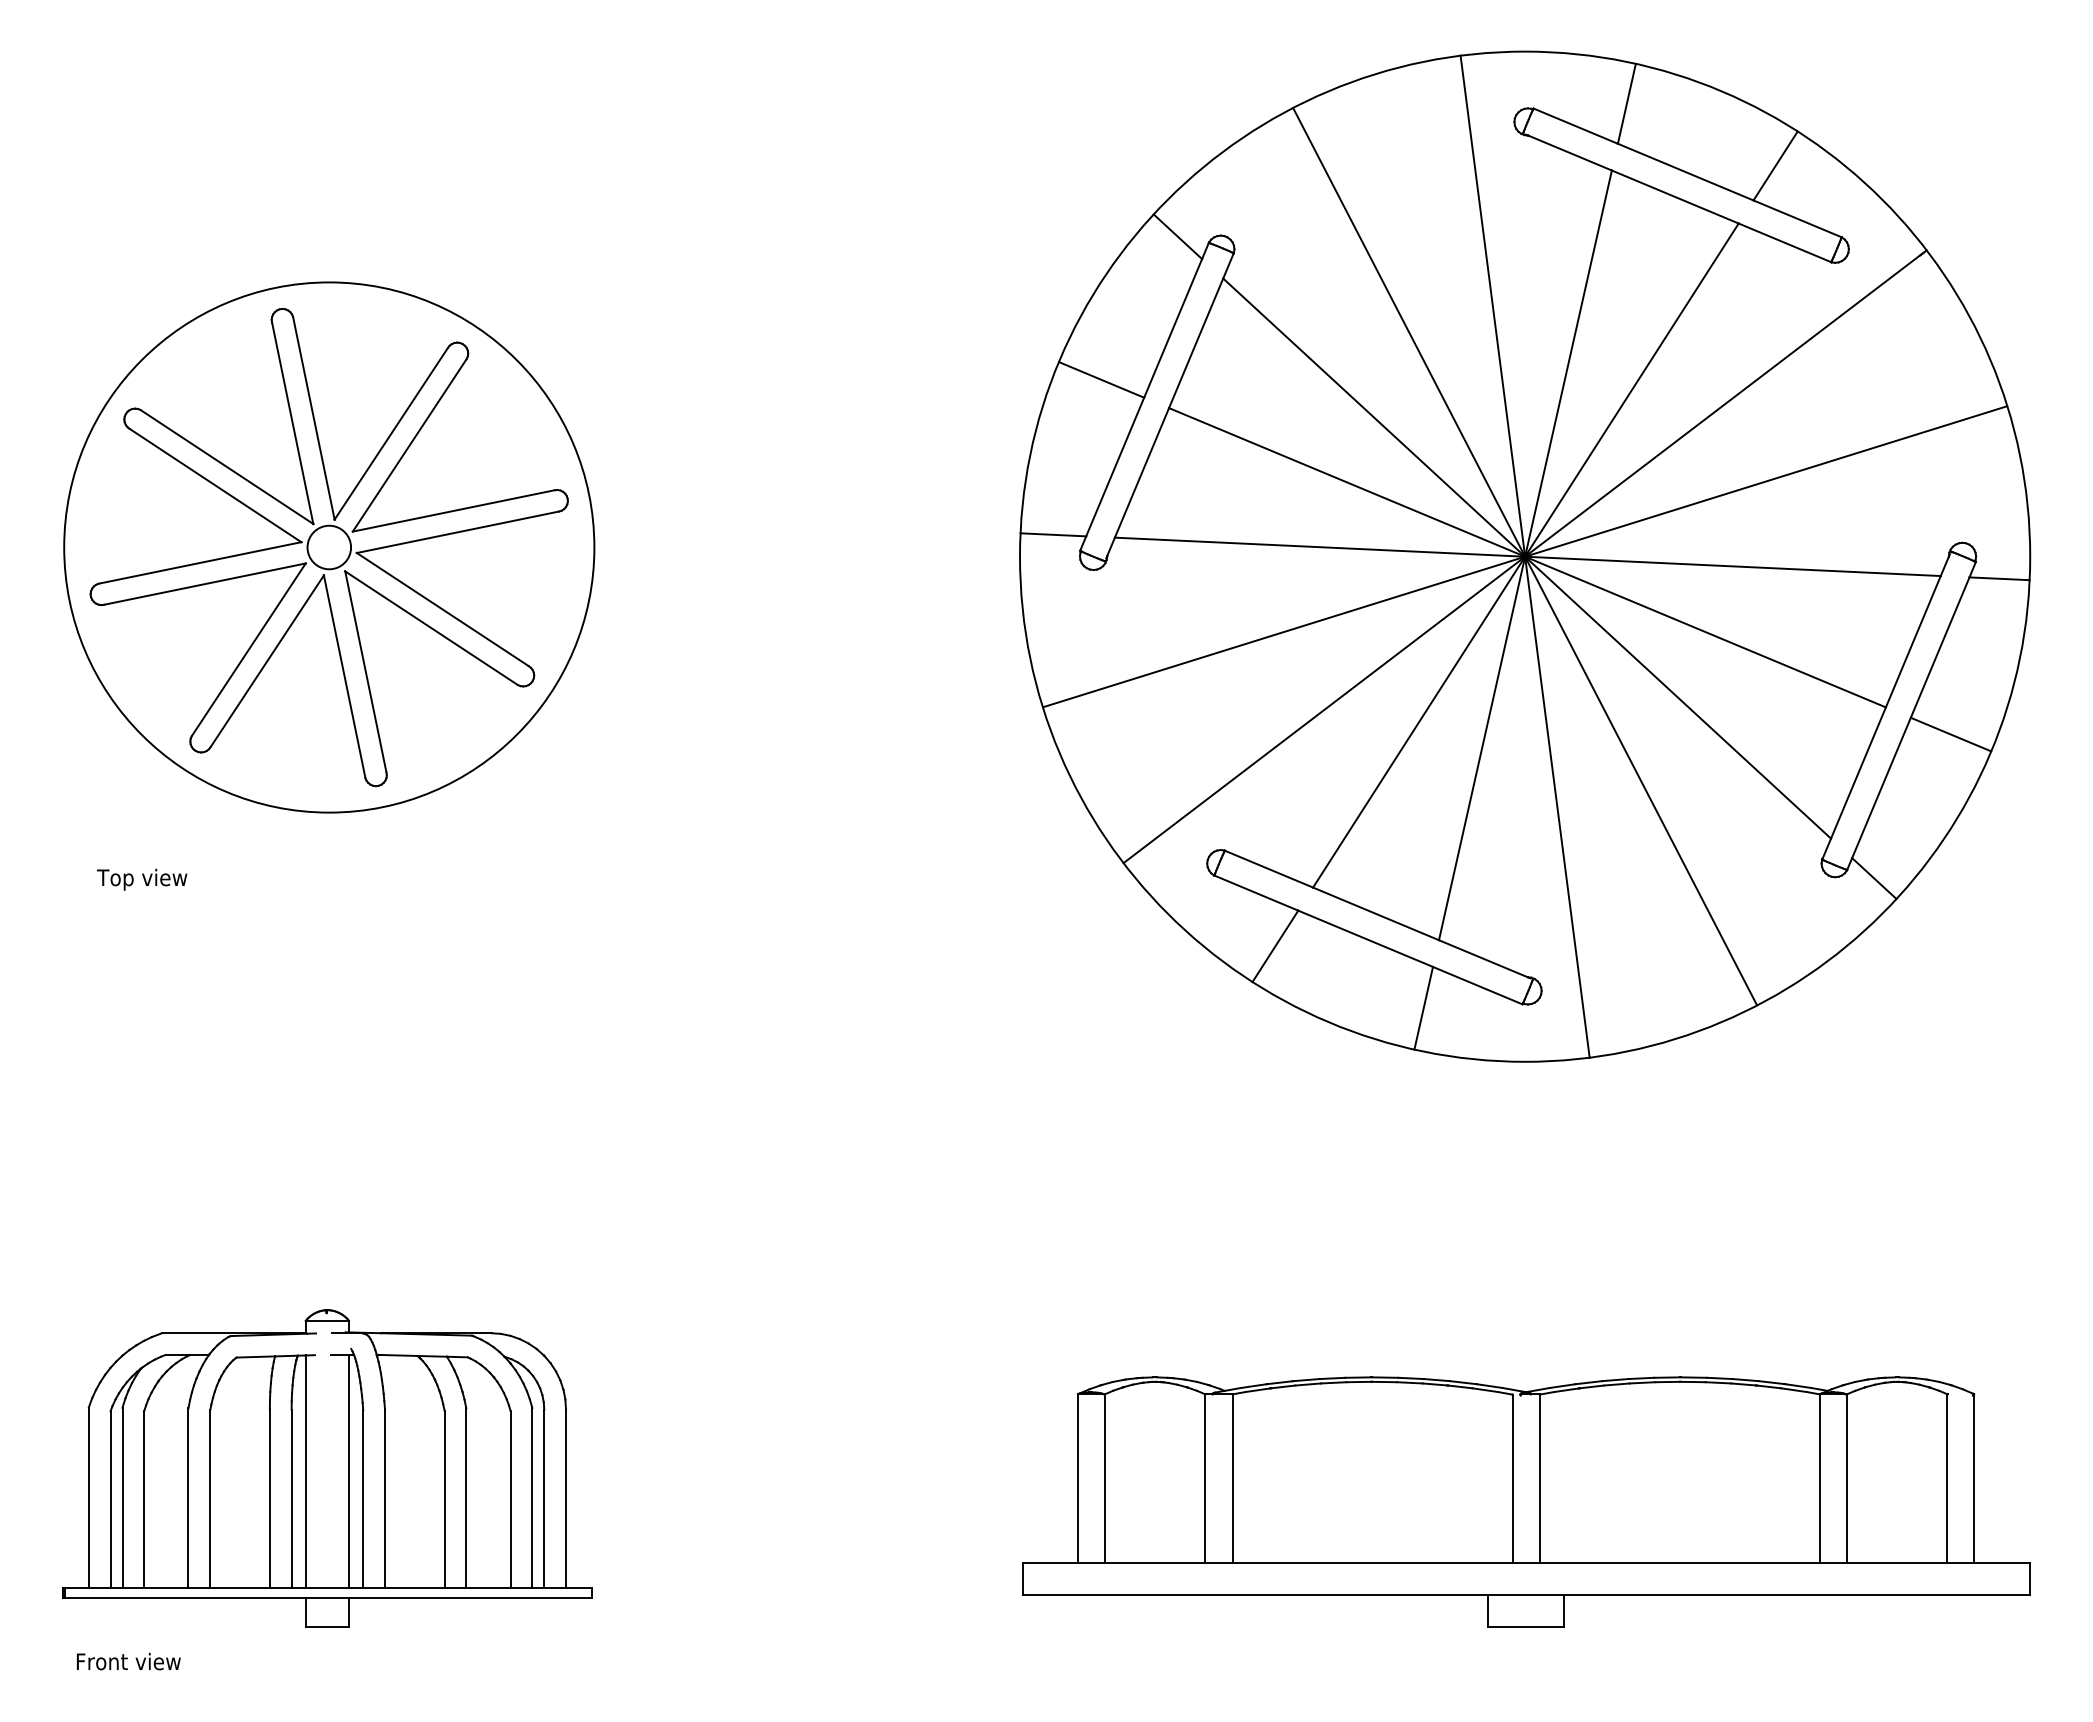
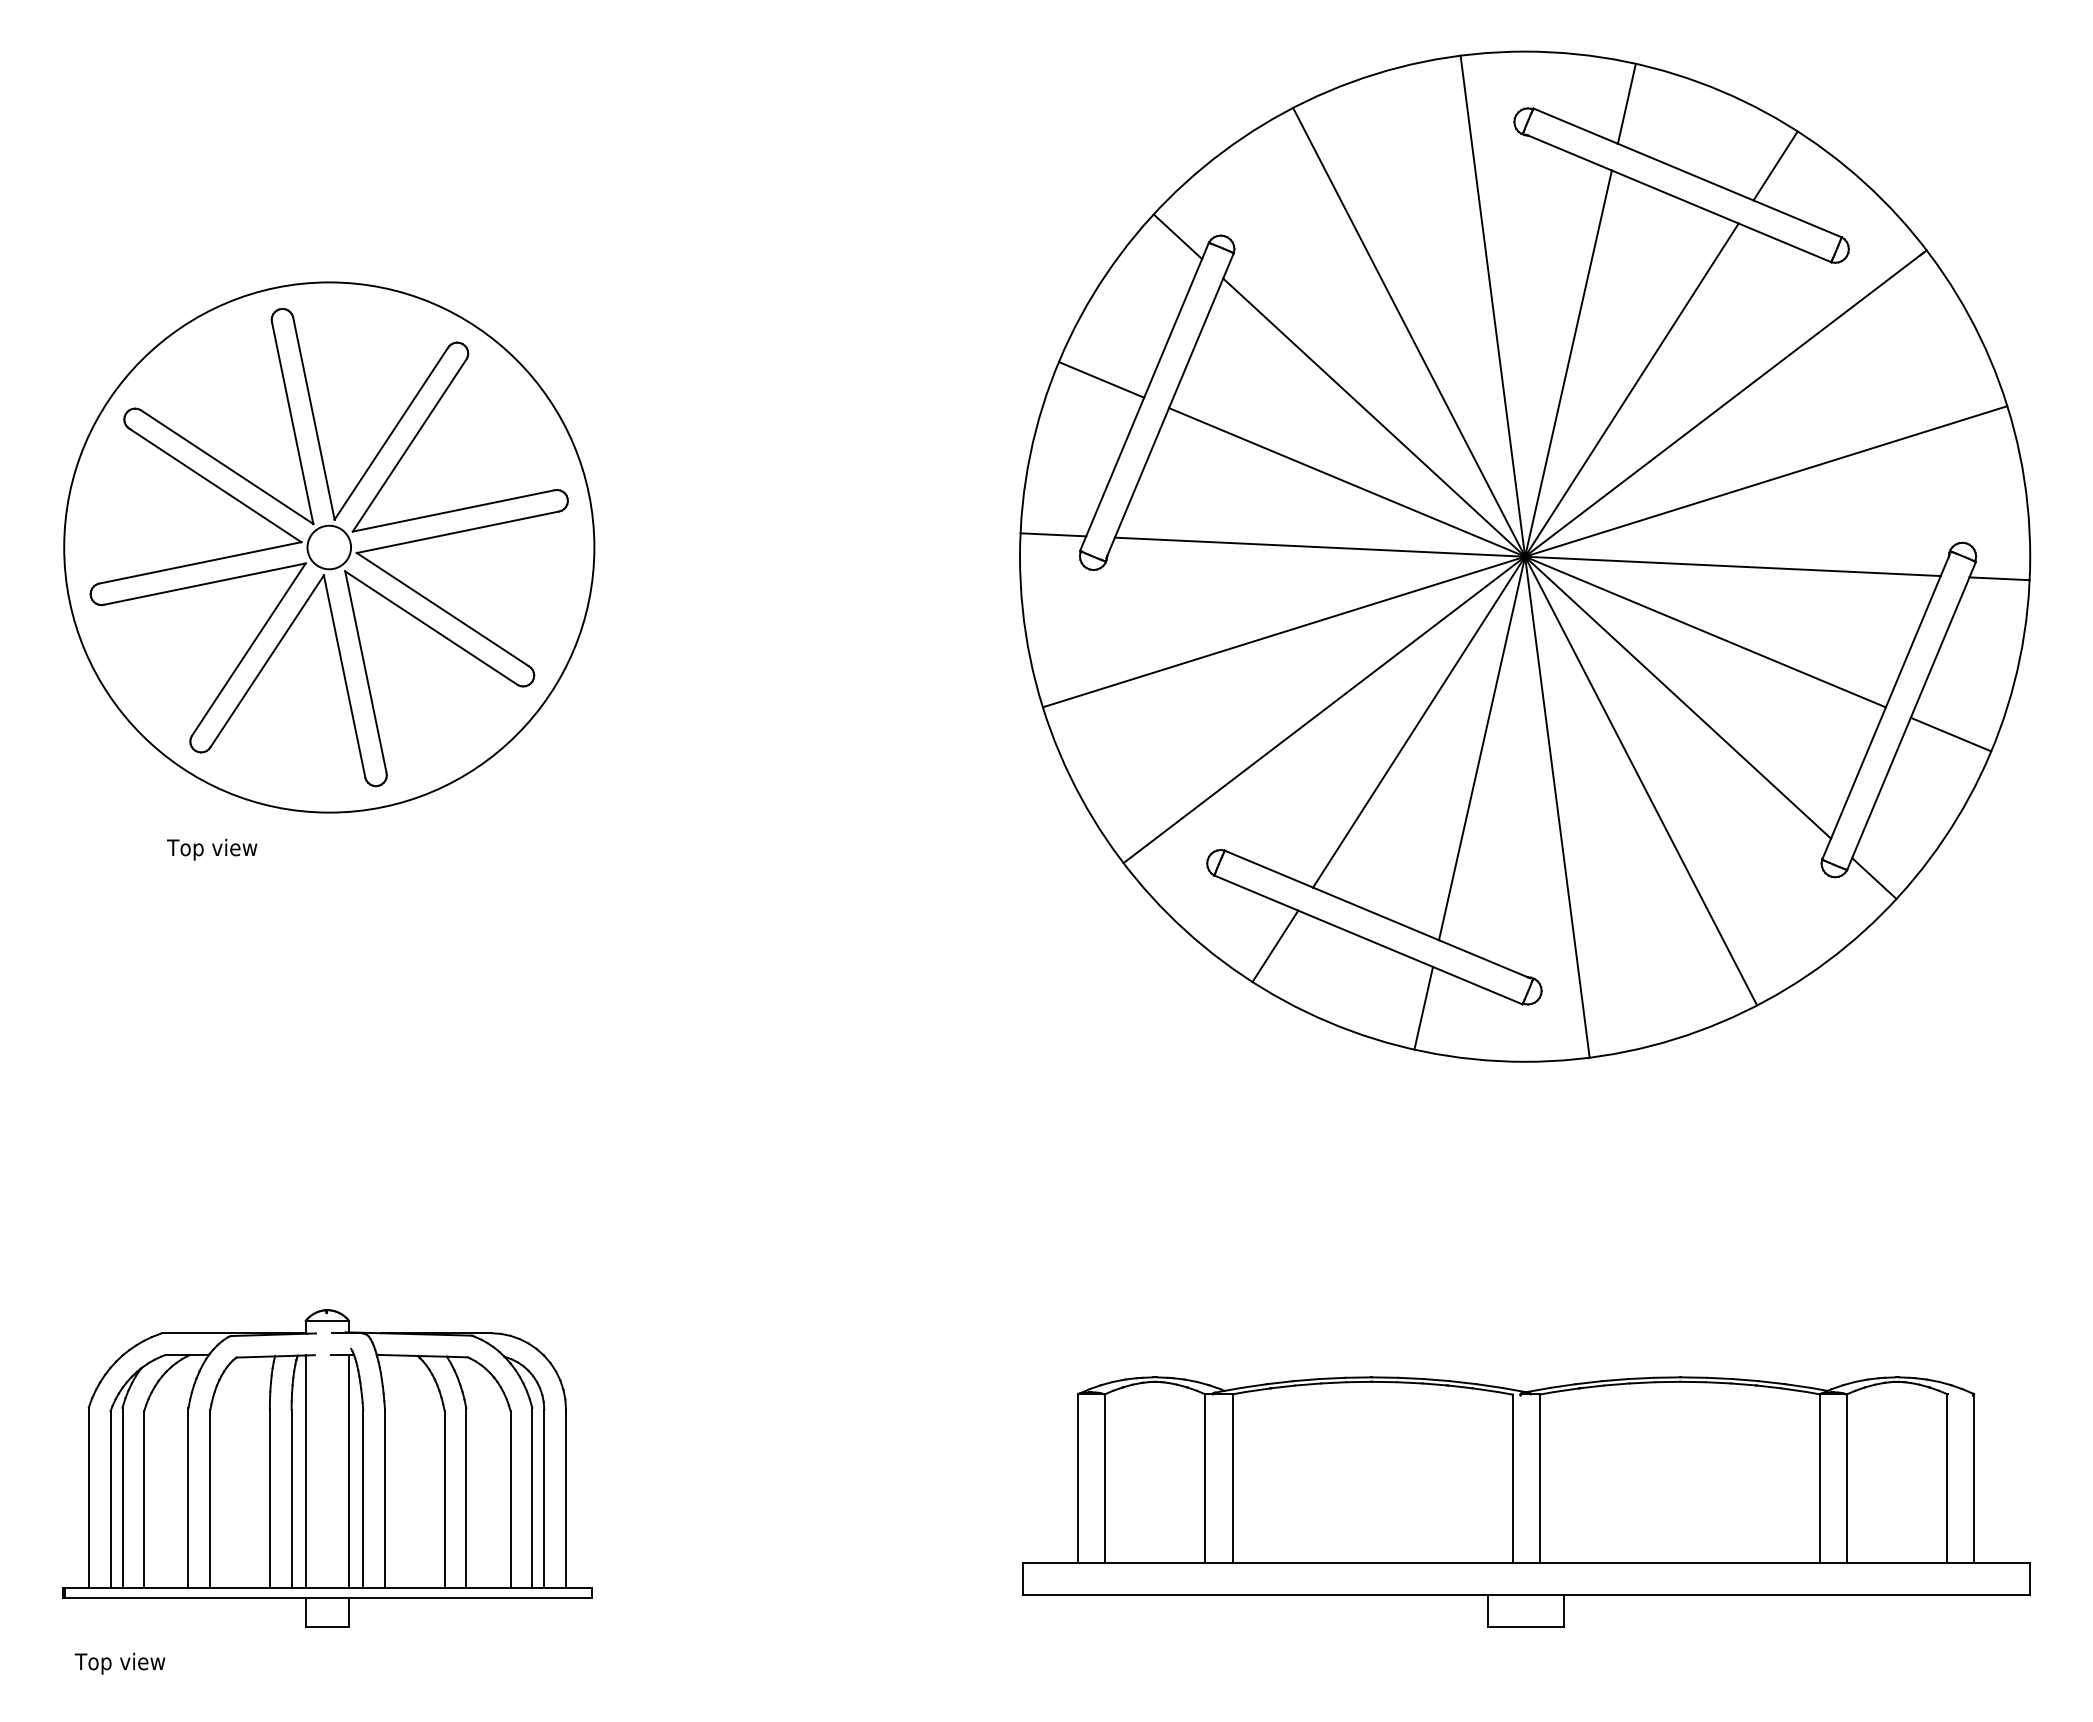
text position: (142, 879) -> (212, 849) (212, 849)
text: Front view -> Top view (127, 1663)
